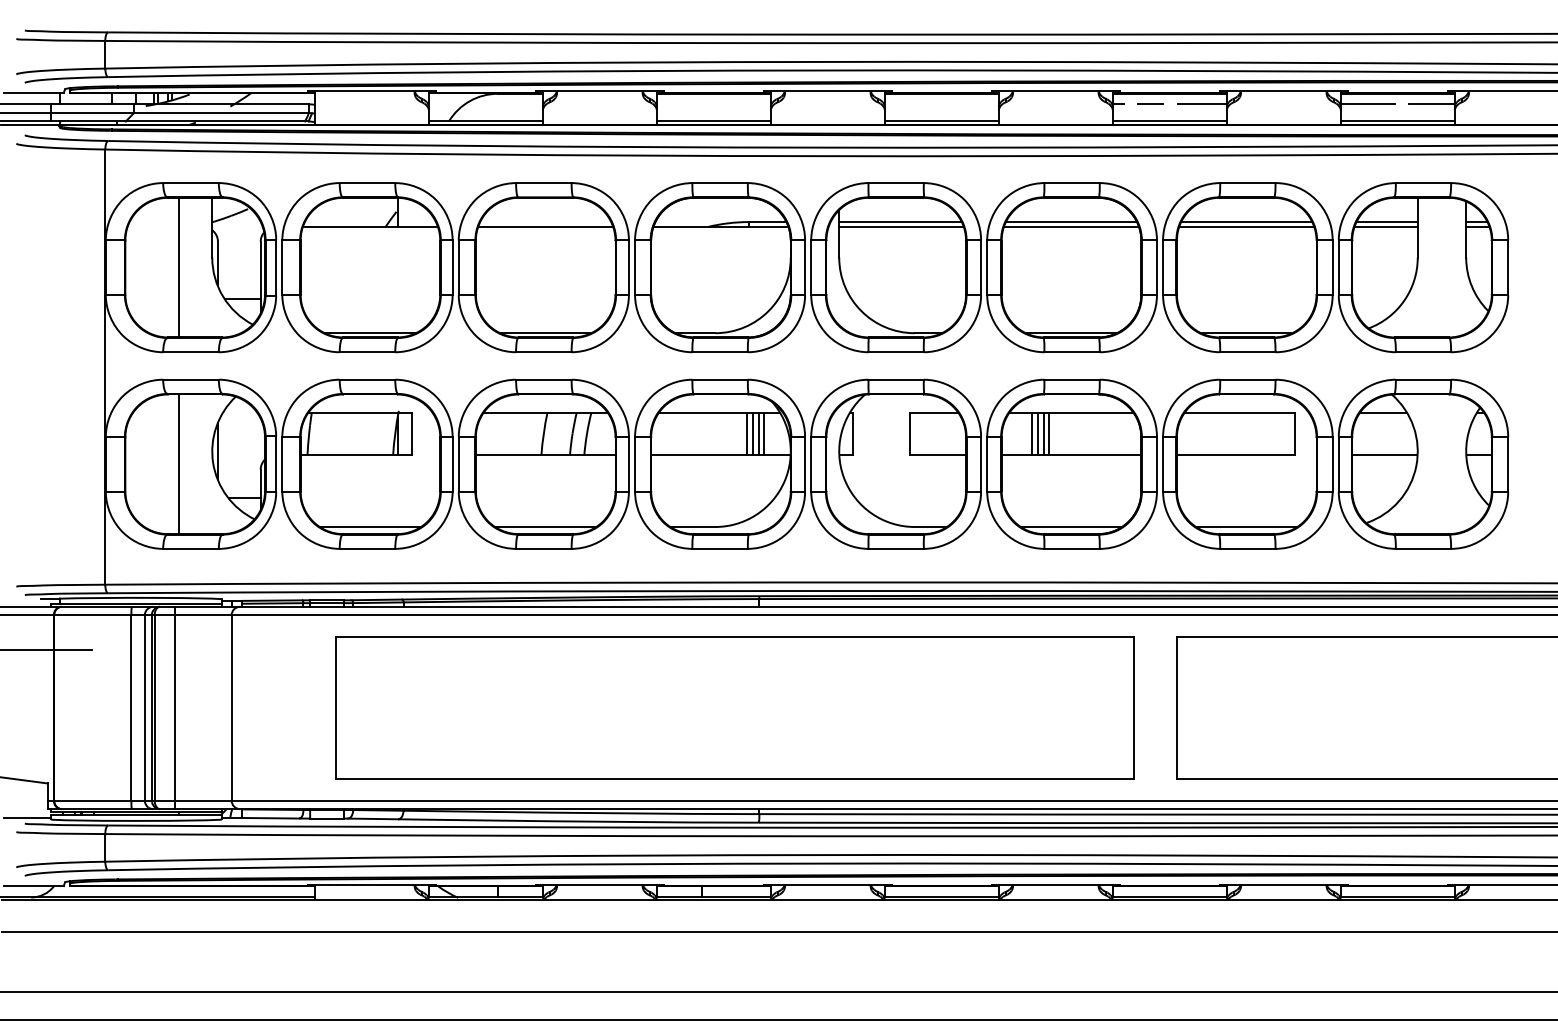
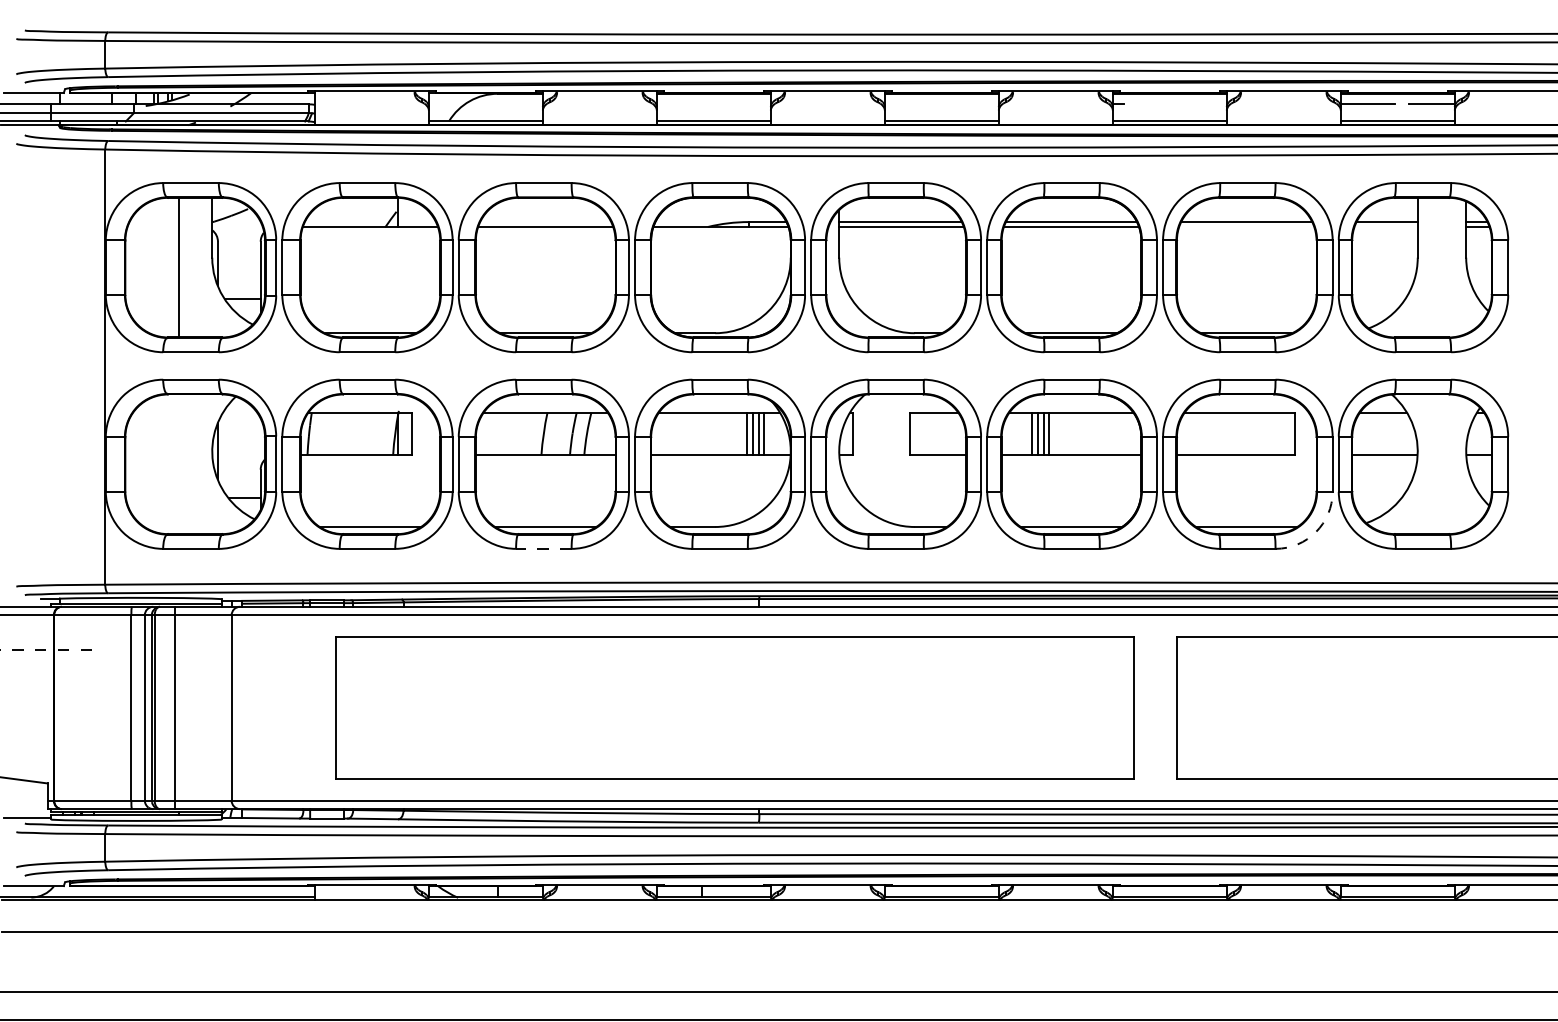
line: present -> none (1150, 103)
line: present -> none (1201, 104)
line: present -> none (1246, 227)
line: present -> none (1385, 227)
line: present -> none (179, 464)
arc: solid -> dashed (1315, 532)
line: solid -> dashed (543, 548)
line: solid -> dashed (46, 649)
